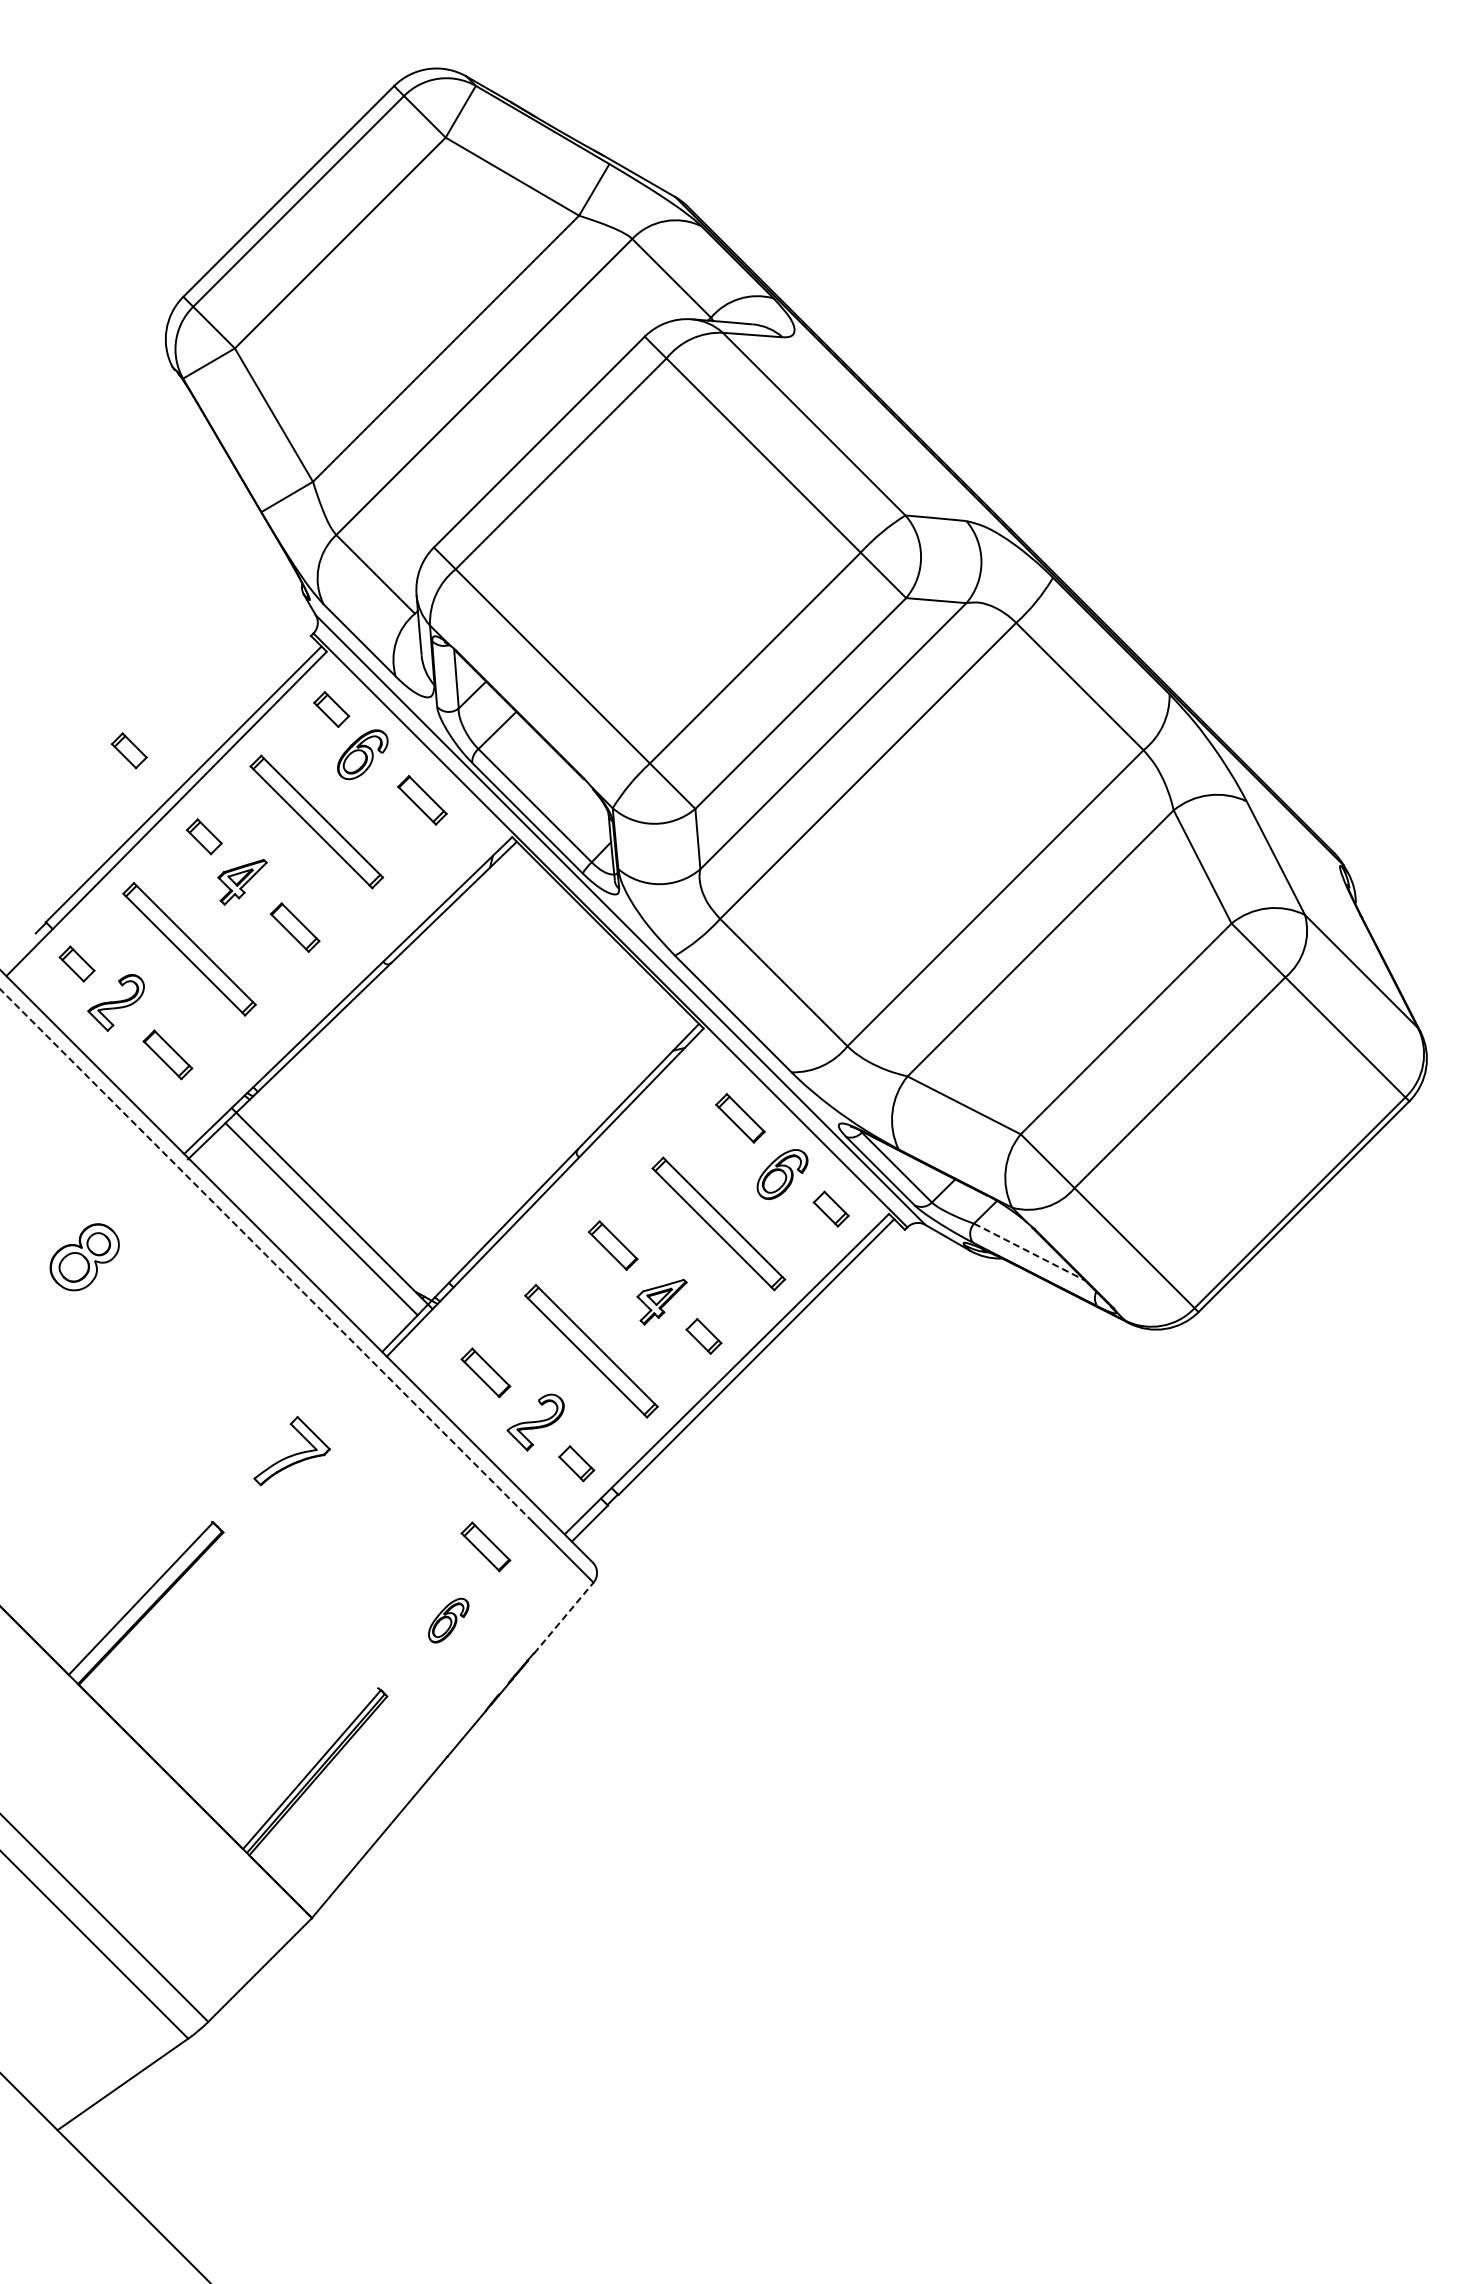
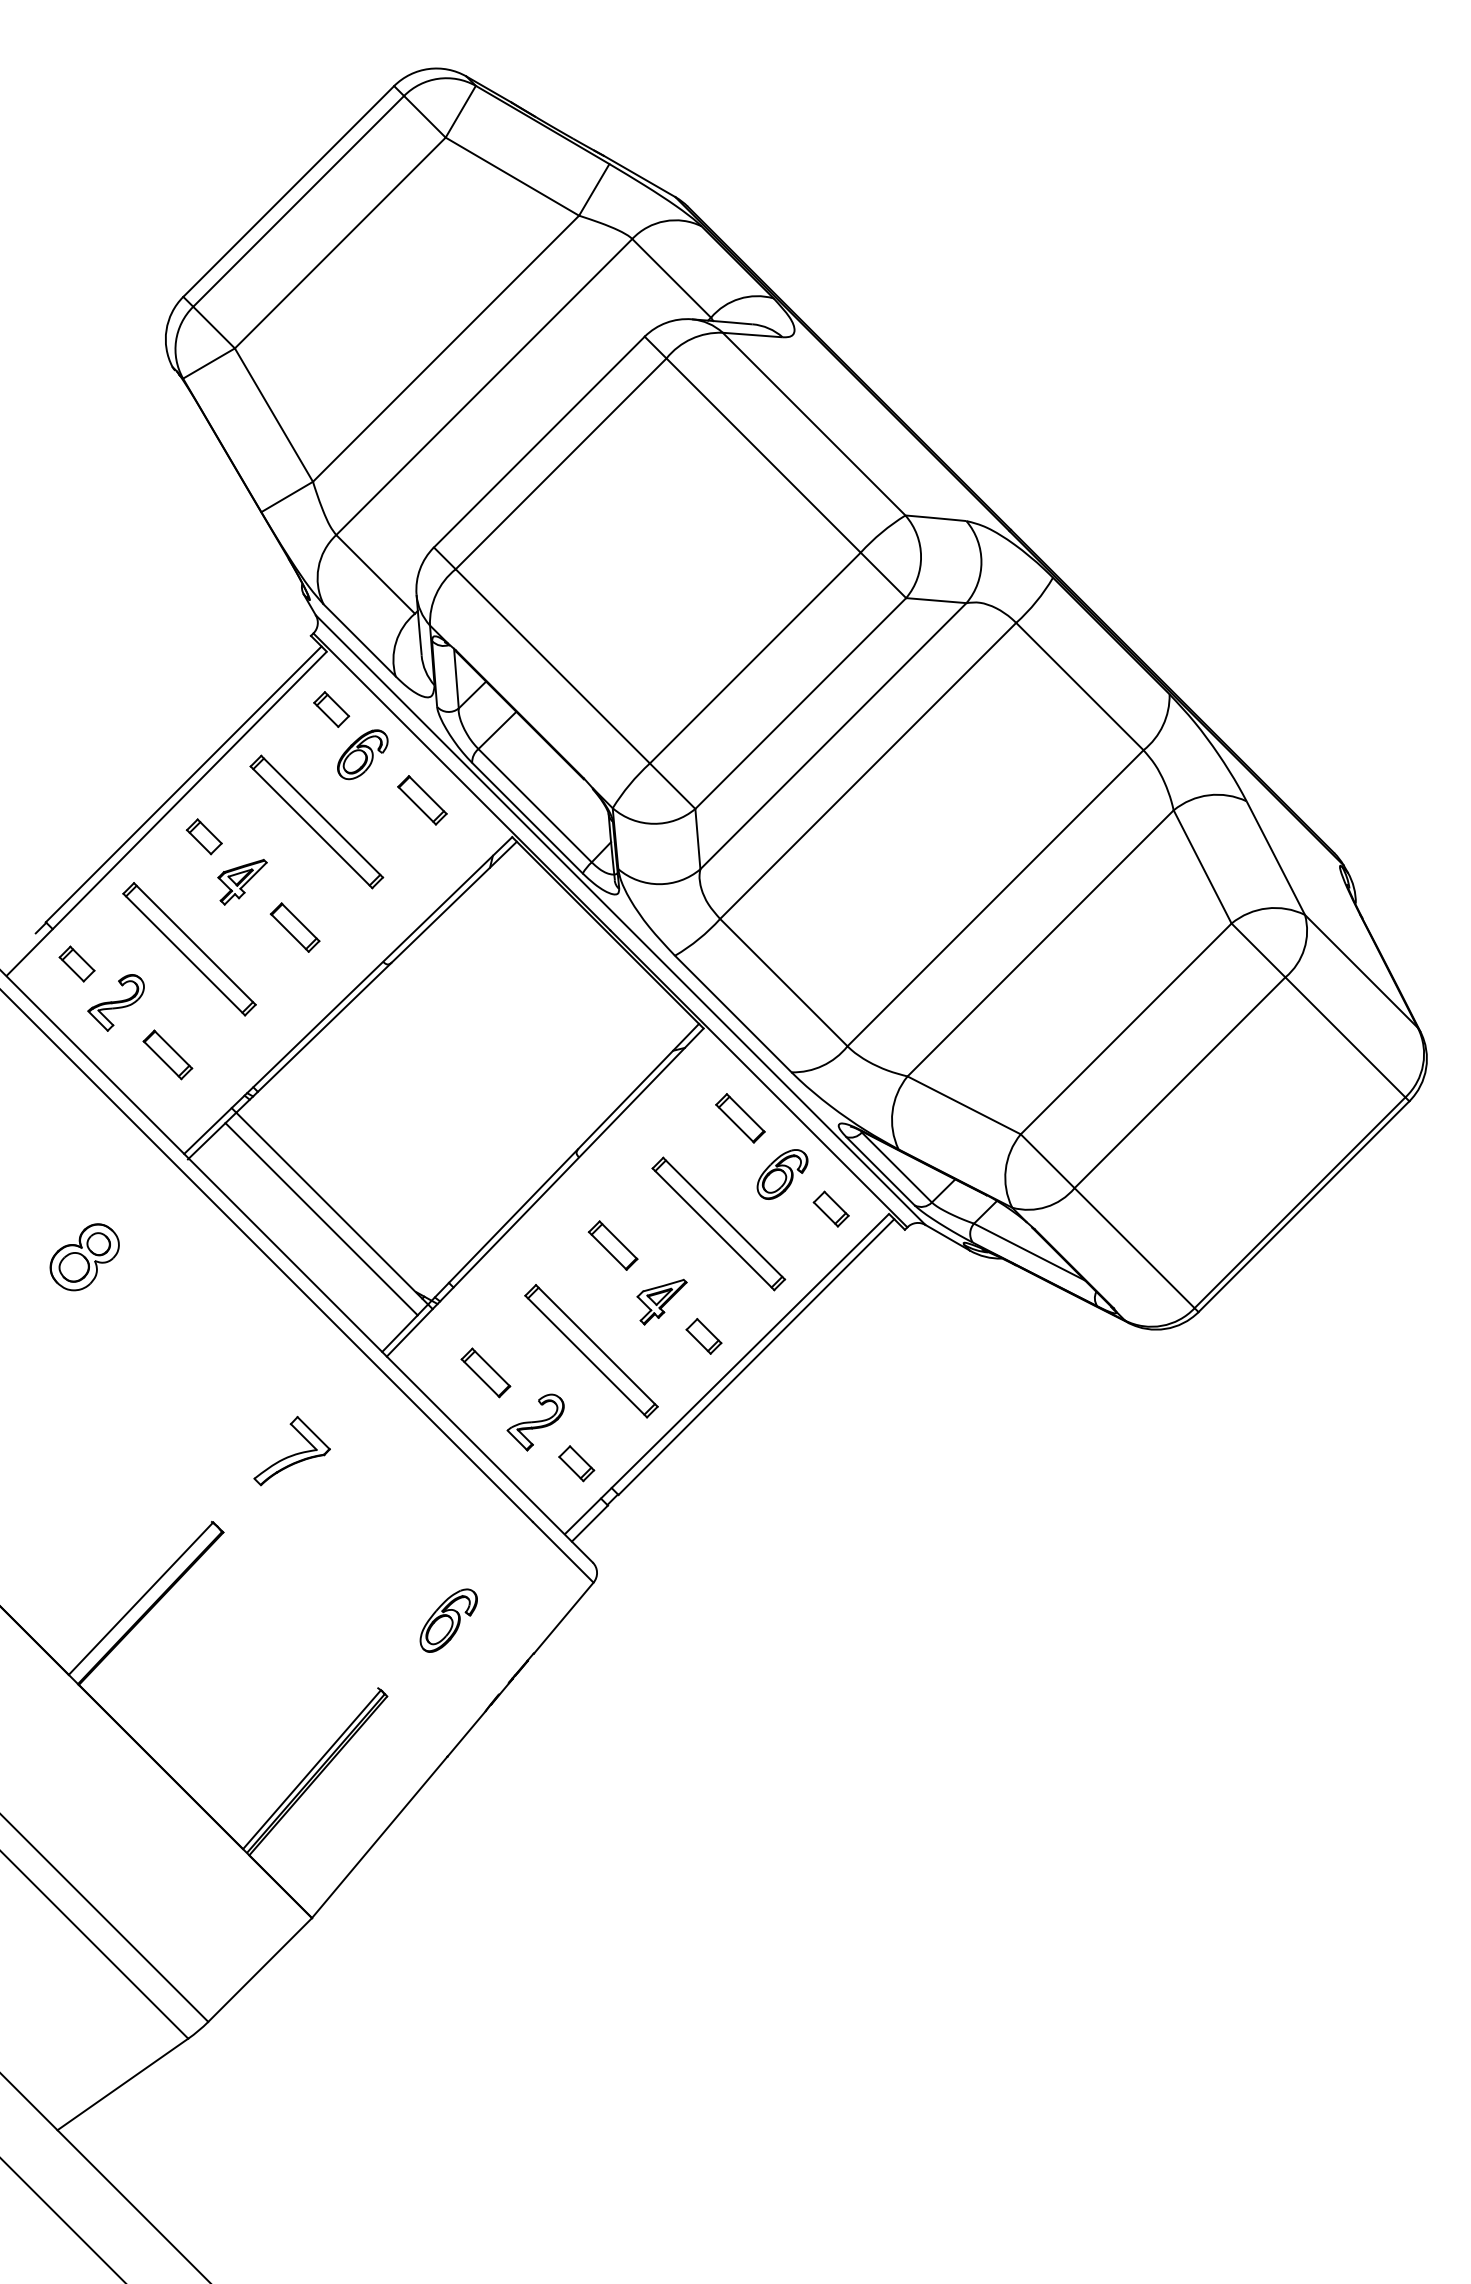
part: present -> none (128, 750)
line: dashed -> solid (1029, 1252)
line: dashed -> solid (266, 1255)
part: present -> none (485, 1546)
line: dashed -> solid (564, 1617)
part size: 42x47 px -> 59x65 px (448, 1620)
line: none -> present (62, 2220)
